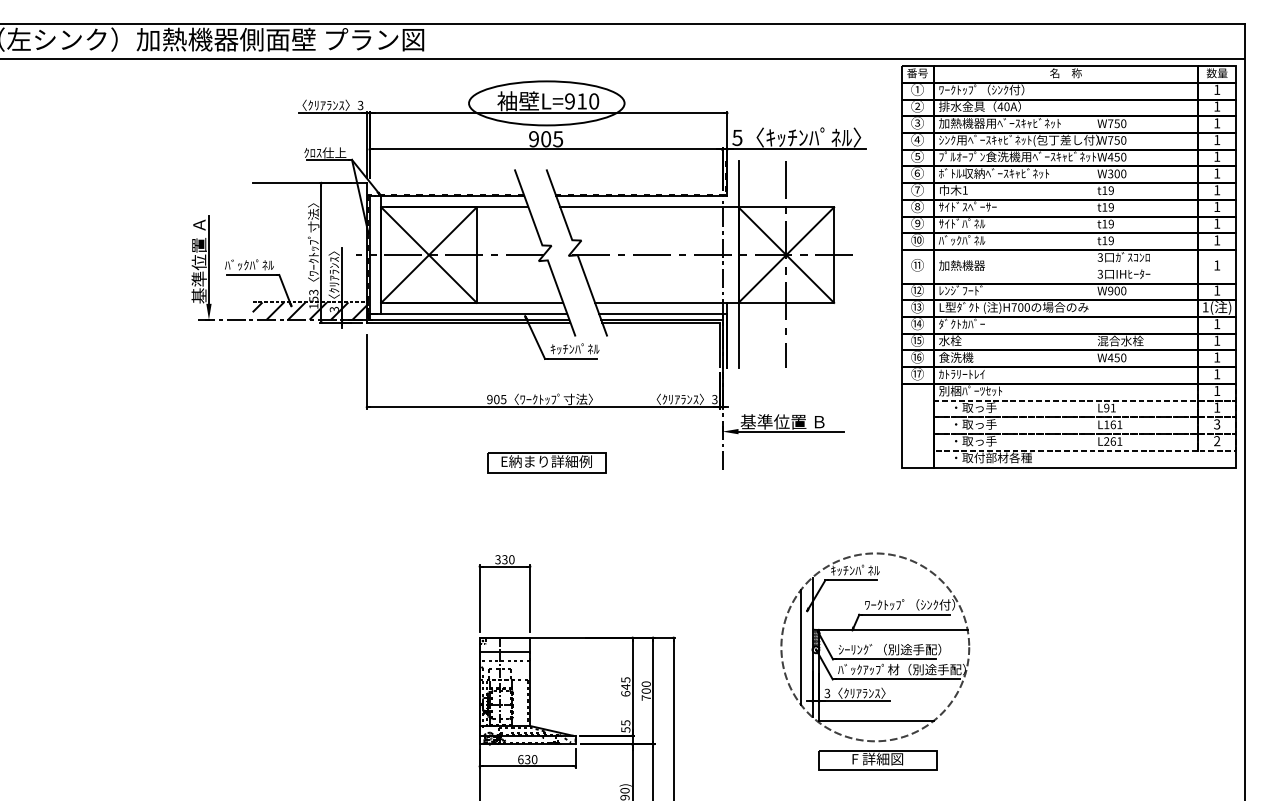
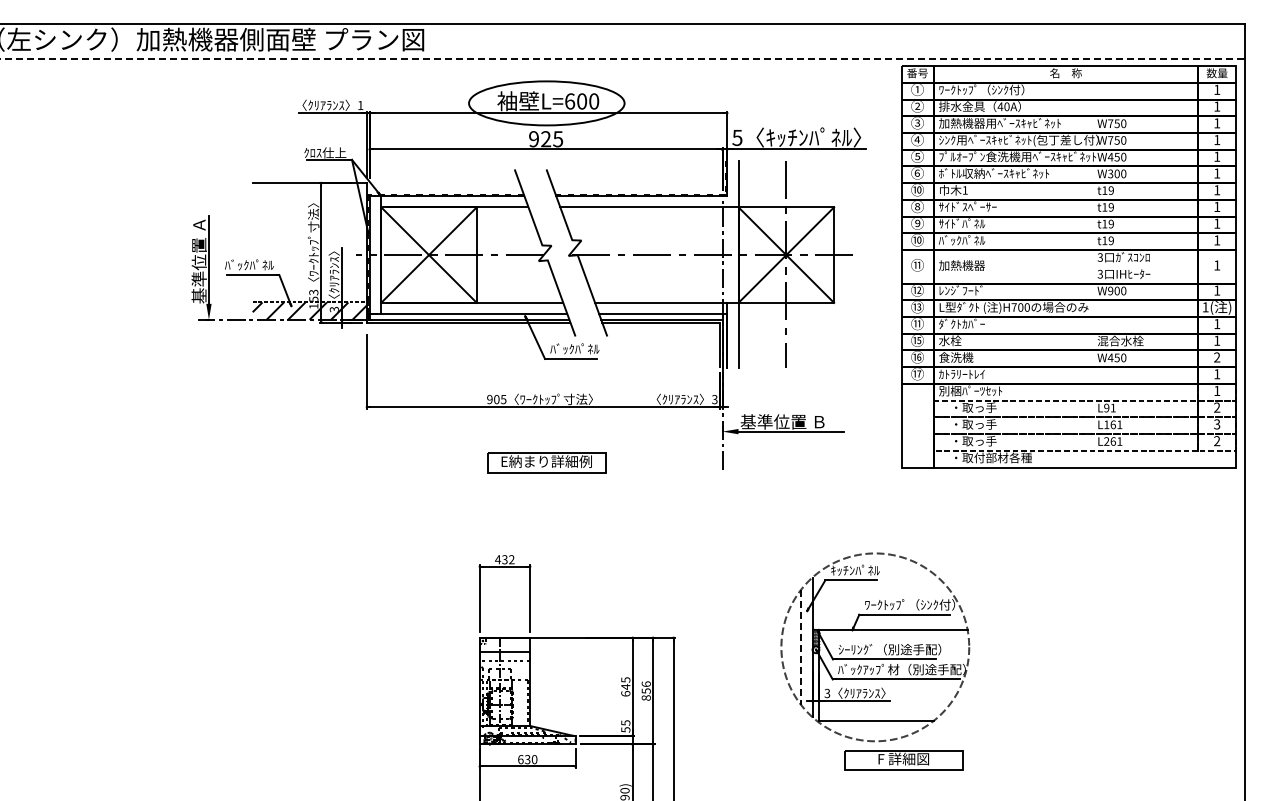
line: solid -> dashed (622, 58)
text: L=910 -> L=600 (576, 101)
text: 3 -> 1 (360, 105)
text: 905 -> 925 (546, 139)
text: ⑦ -> ⑩ (917, 189)
text: ⑭ -> ⑪ (917, 323)
text: ｷｯﾁﾝﾊﾟﾈﾙ -> ﾊﾞｯｸﾊﾟﾈﾙ (562, 348)
text: 1 -> 2 (1217, 357)
text: 1 -> 2 (1217, 407)
text: 330 -> 432 (504, 559)
line: solid -> dashed (801, 647)
text: 700 -> 856 (645, 690)
part position: (877, 760) -> (903, 760) (903, 760)
